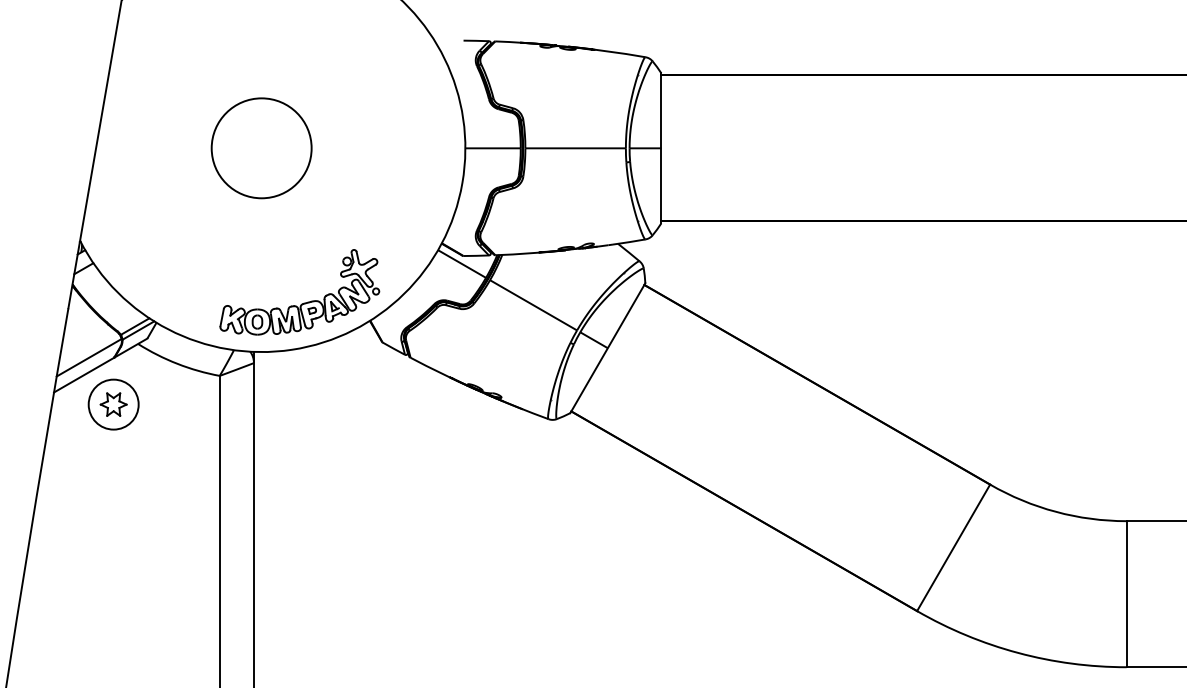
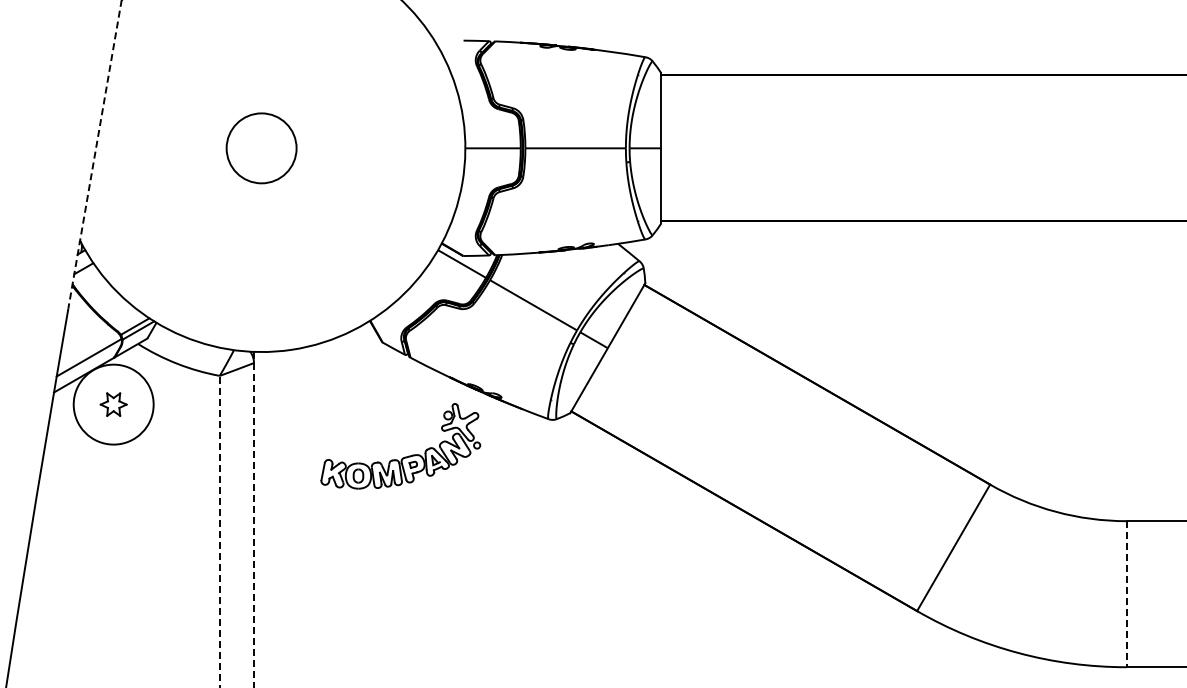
circle size: 103x103 px -> 73x73 px (261, 148)
line: solid -> dashed (95, 154)
part position: (304, 302) -> (405, 456) (405, 456)
circle diameter: 50 px -> 80 px (113, 404)
line: solid -> dashed (253, 519)
line: solid -> dashed (219, 531)
line: solid -> dashed (1126, 594)
